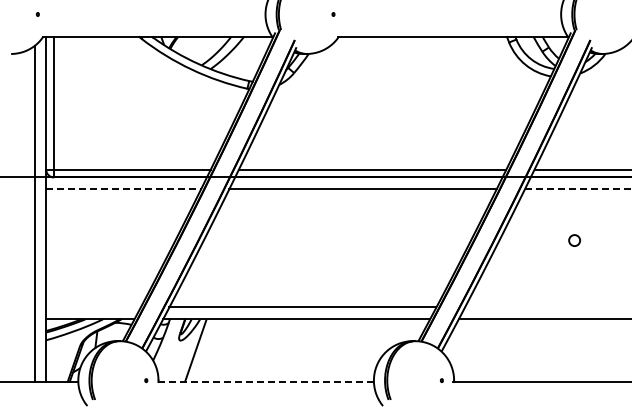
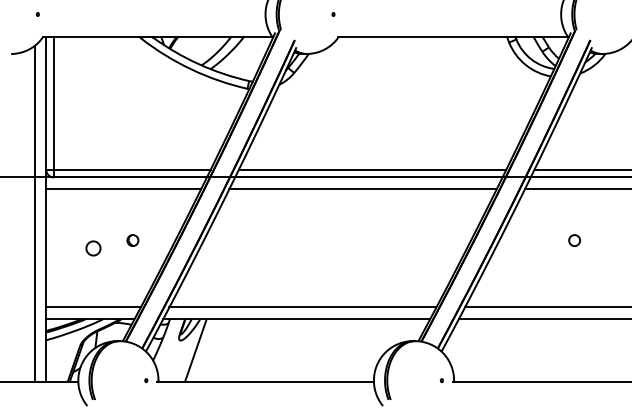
line: dashed -> solid (124, 189)
line: dashed -> solid (578, 189)
circle: none -> present (132, 240)
circle: none -> present (93, 248)
line: none -> present (93, 307)
line: none -> present (546, 307)
line: dashed -> solid (265, 382)
